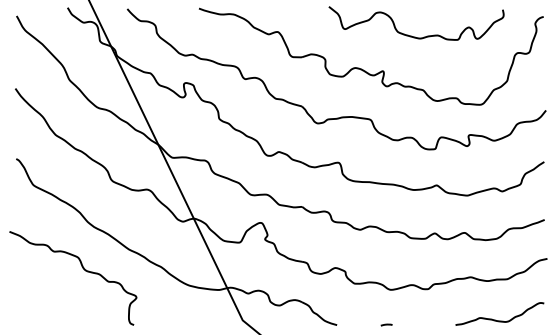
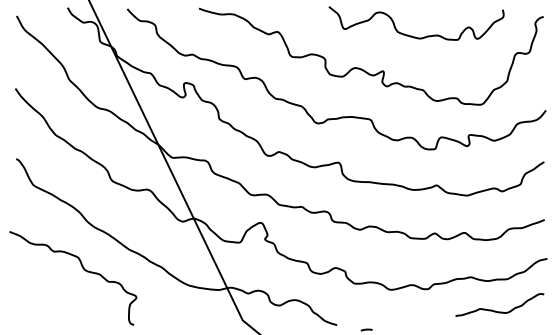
curve position: (499, 320) -> (499, 311) (499, 311)
curve position: (386, 324) -> (366, 329) (366, 329)
